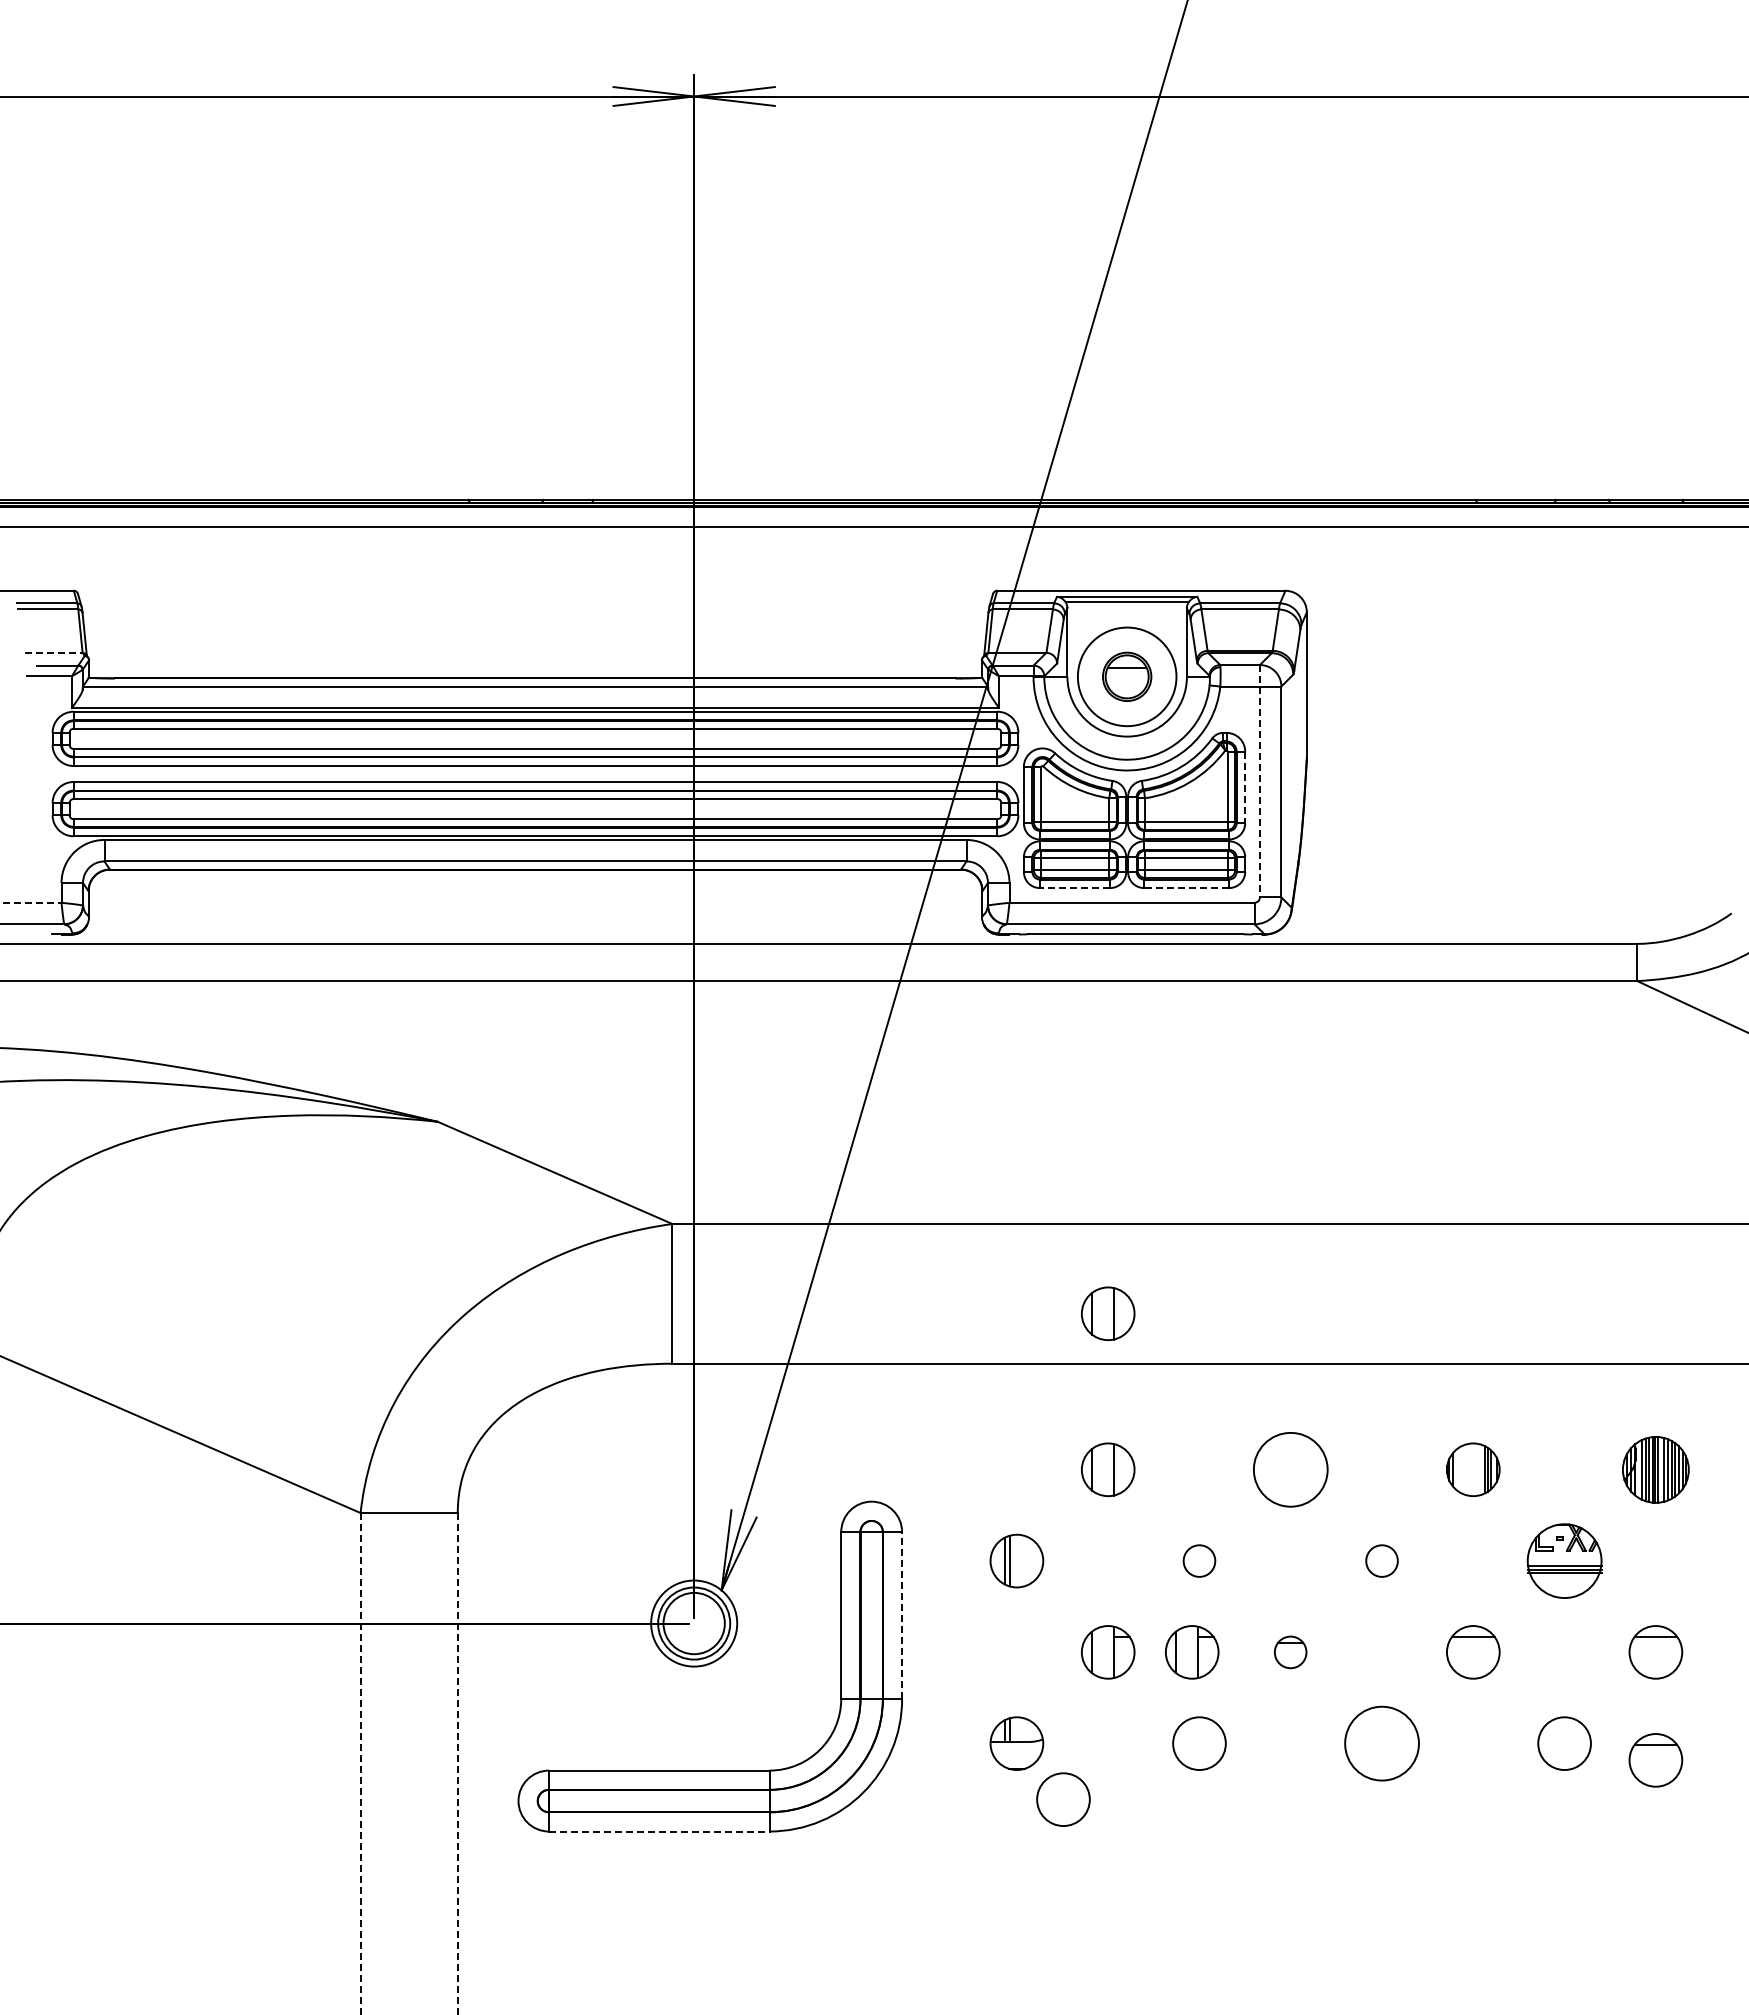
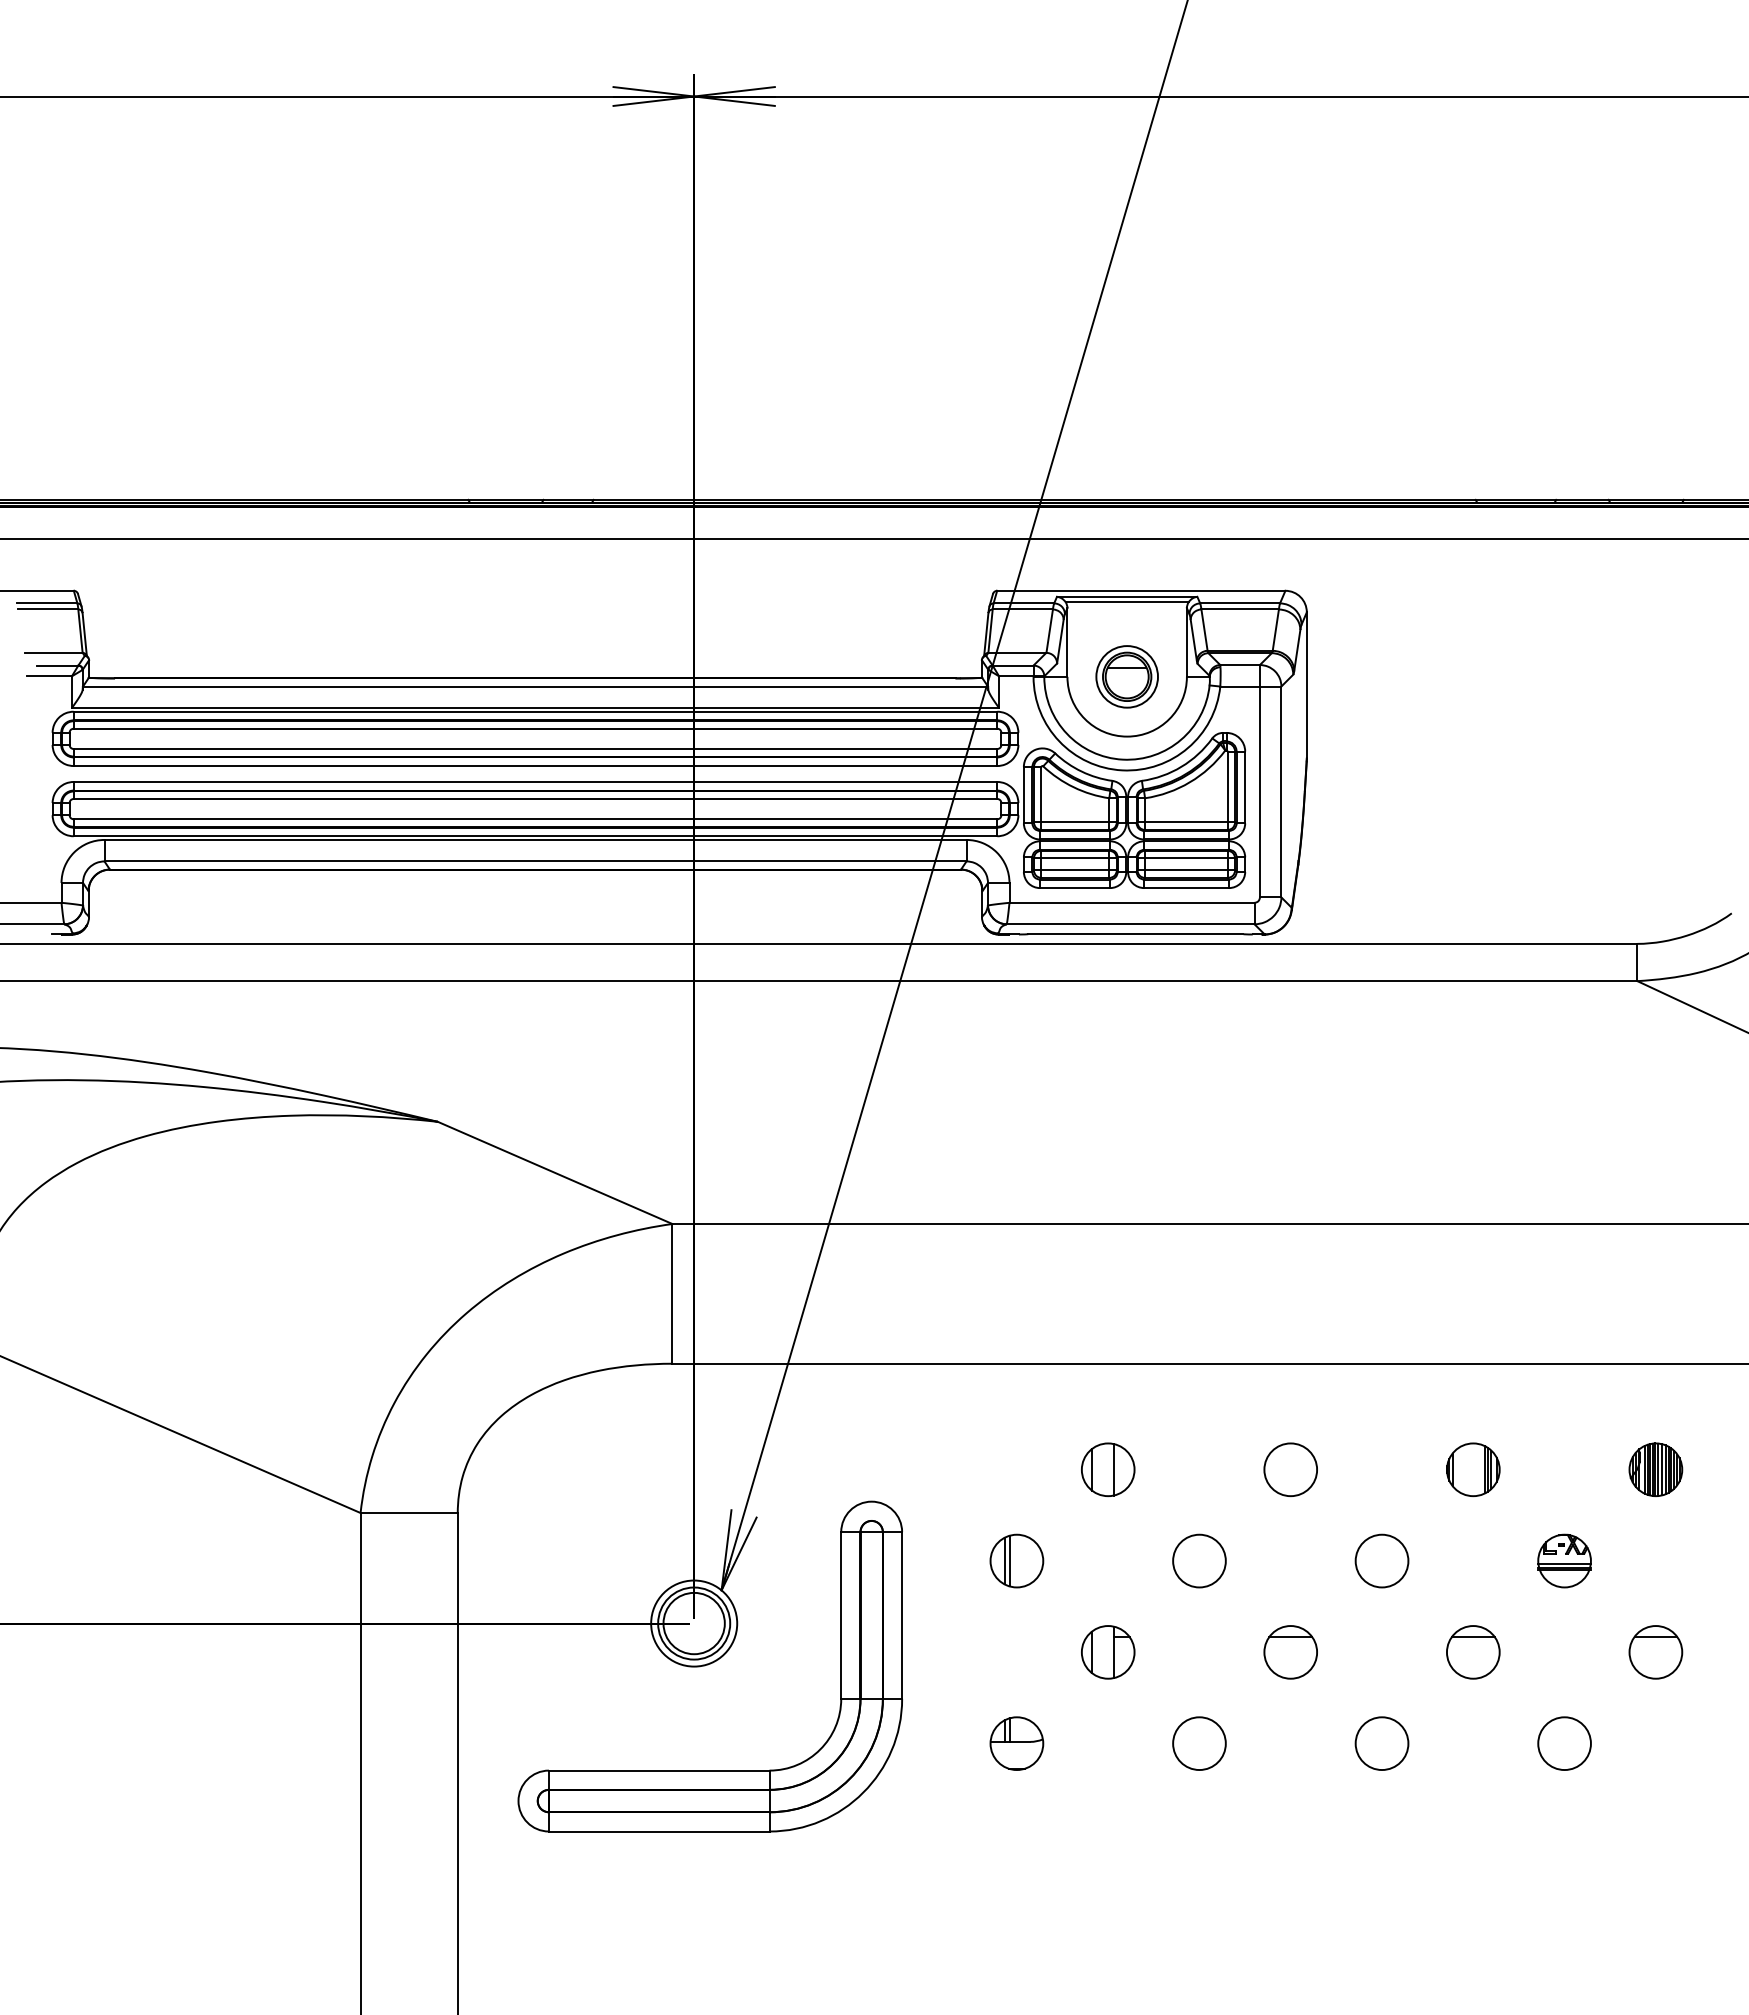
line position: (873, 526) -> (873, 538) (873, 538)
line: dashed -> solid (53, 652)
circle diameter: 99 px -> 62 px (1126, 676)
line: dashed -> solid (1259, 781)
line: dashed -> solid (1245, 787)
line: dashed -> solid (1074, 888)
line: dashed -> solid (1186, 888)
line: dashed -> solid (31, 902)
part: present -> none (1108, 1313)
circle diameter: 74 px -> 53 px (1290, 1469)
part size: 68x68 px -> 56x55 px (1655, 1469)
circle diameter: 32 px -> 53 px (1199, 1560)
circle diameter: 32 px -> 53 px (1381, 1560)
part size: 77x76 px -> 55x56 px (1564, 1560)
line: dashed -> solid (902, 1614)
part: present -> none (1192, 1652)
part size: 34x35 px -> 55x55 px (1290, 1652)
circle diameter: 74 px -> 53 px (1381, 1743)
part: present -> none (1655, 1760)
line: dashed -> solid (360, 1763)
line: dashed -> solid (457, 1763)
circle: present -> none (1063, 1799)
line: dashed -> solid (659, 1831)
